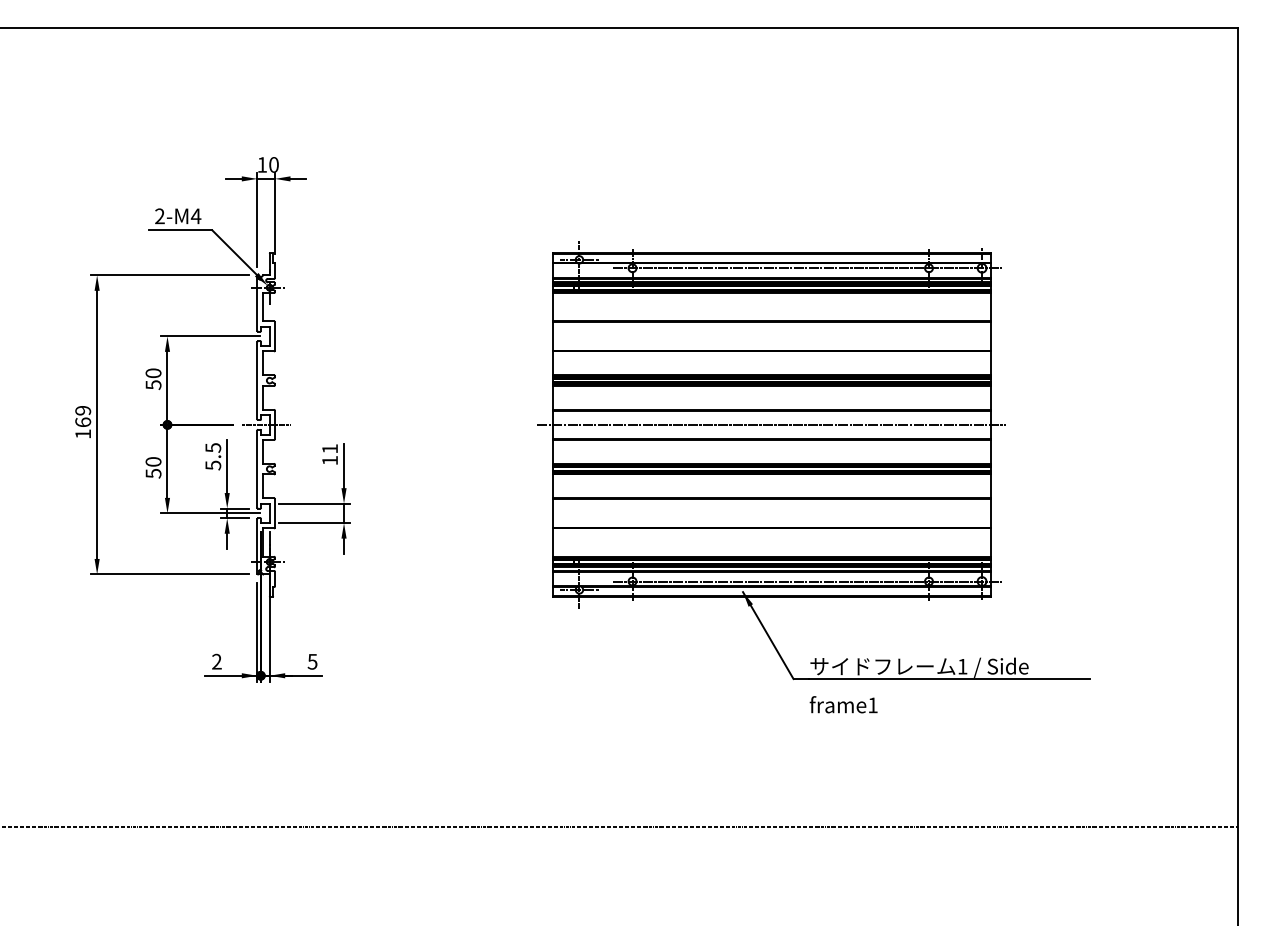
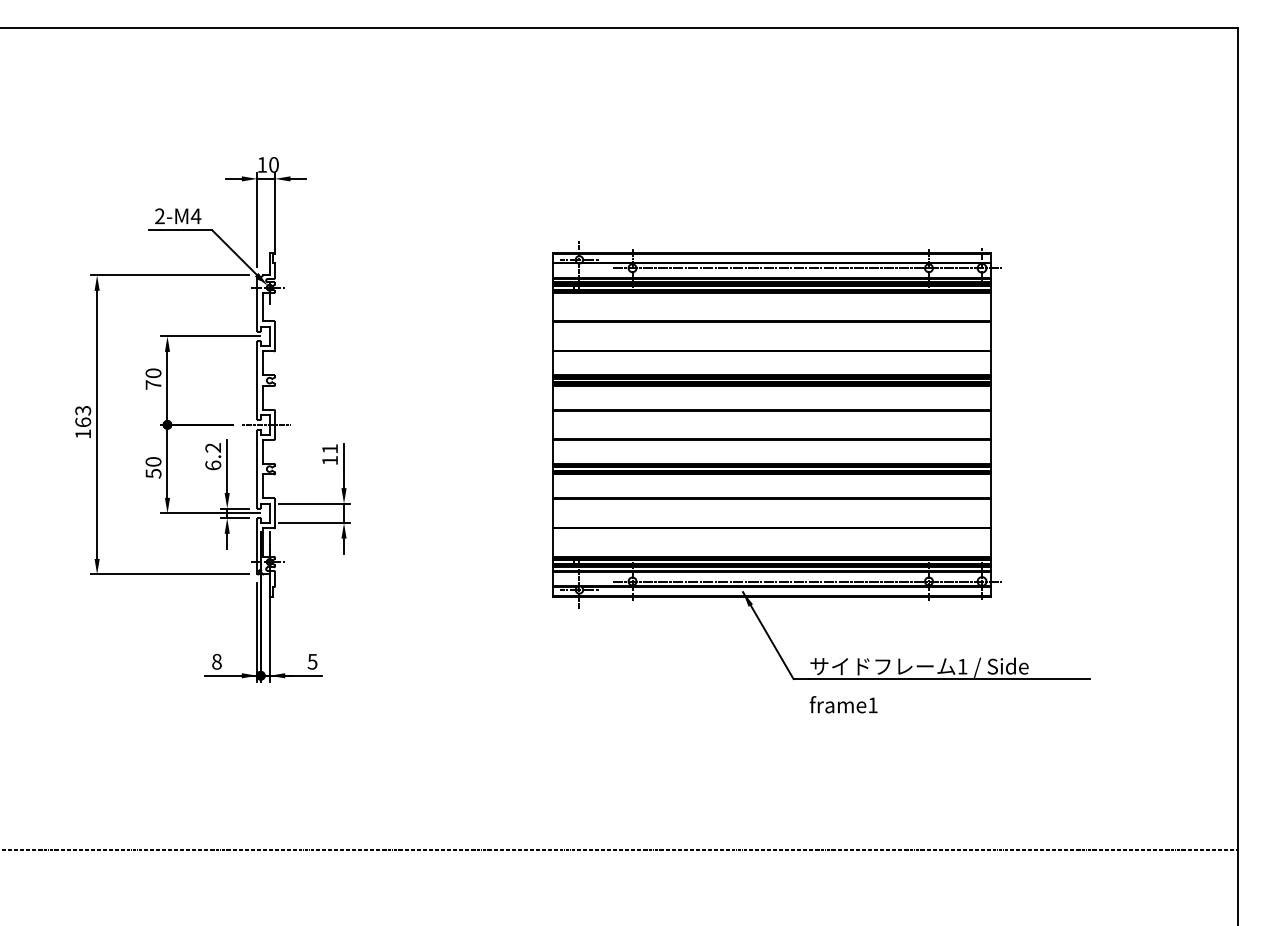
text: 50 -> 70 (153, 385)
text: 169 -> 163 (82, 410)
line: present -> none (771, 424)
text: 5.5 -> 6.2 (213, 456)
text: 2 -> 8 (216, 661)
line position: (619, 826) -> (619, 849) (619, 849)
